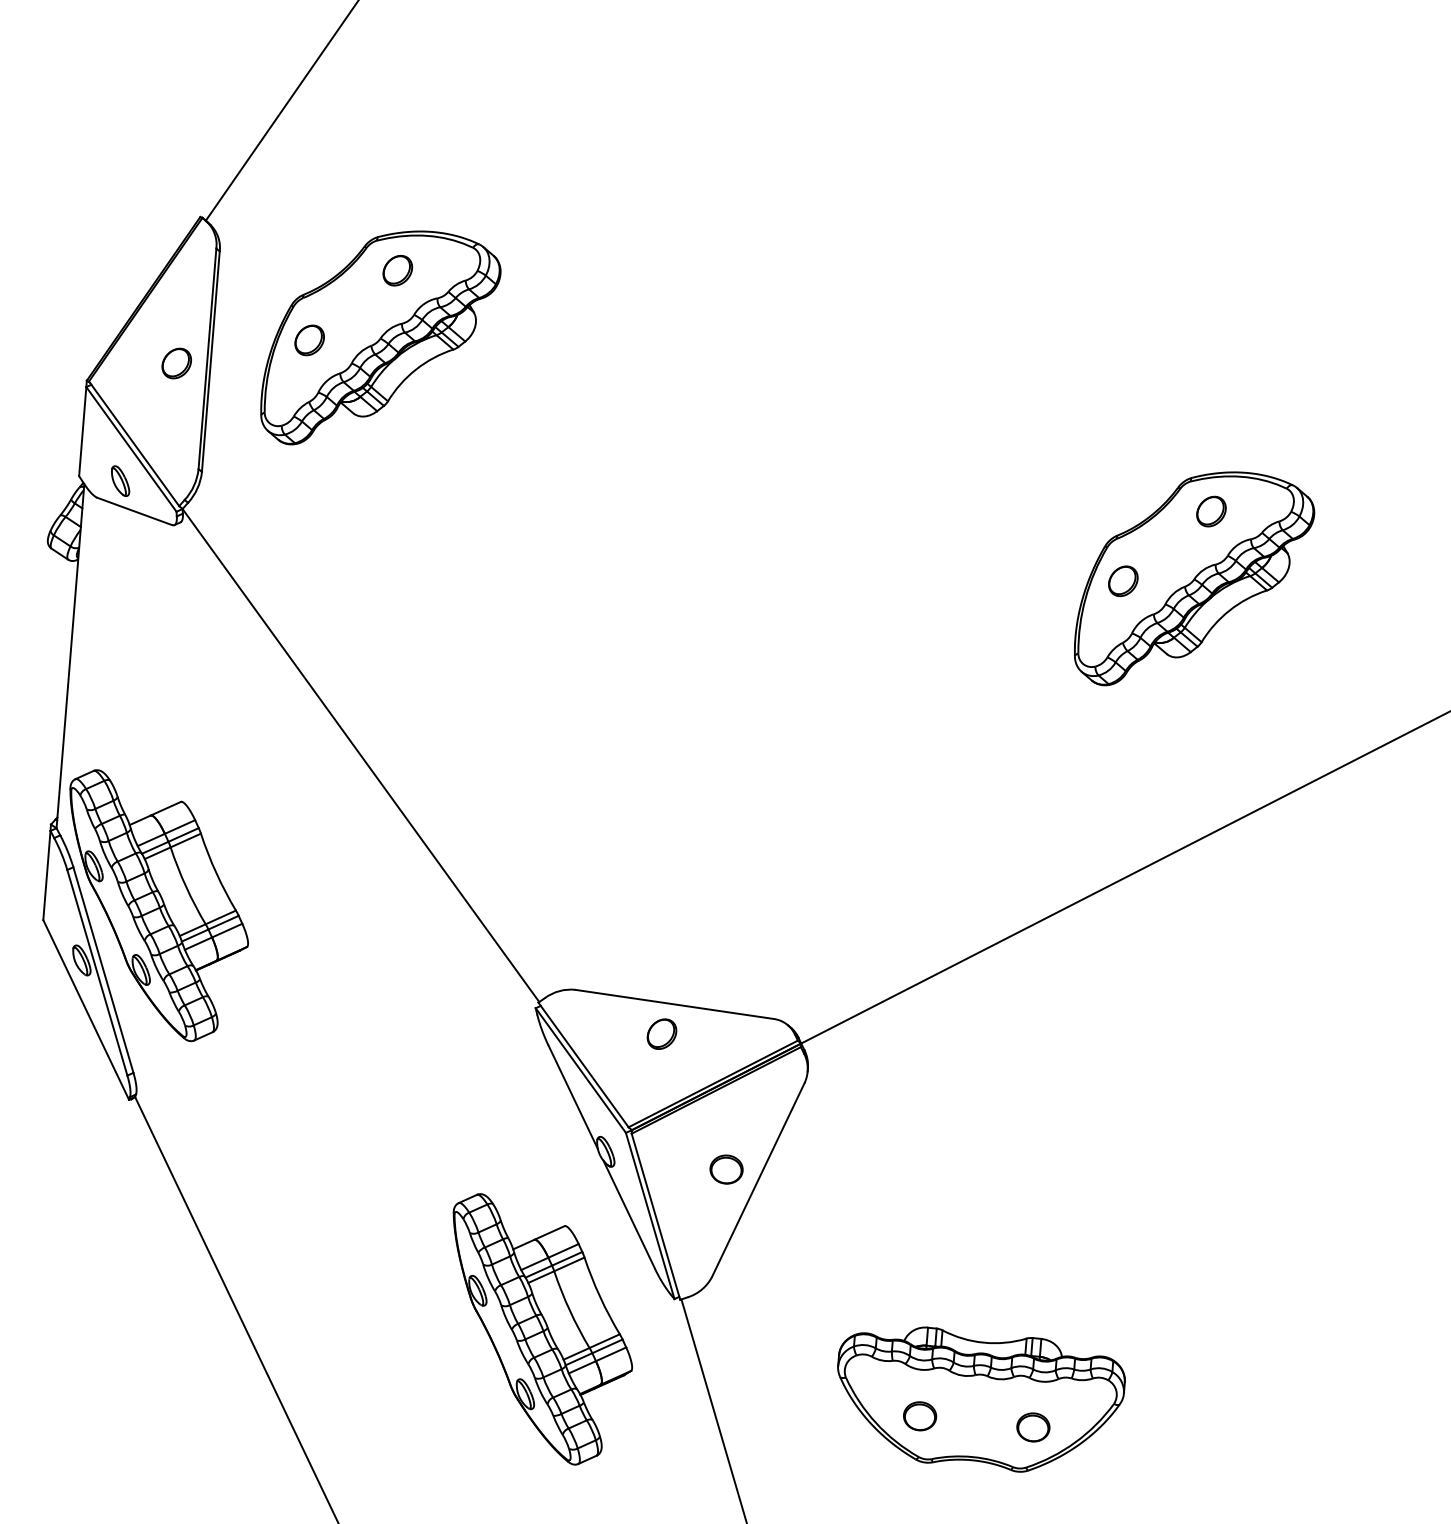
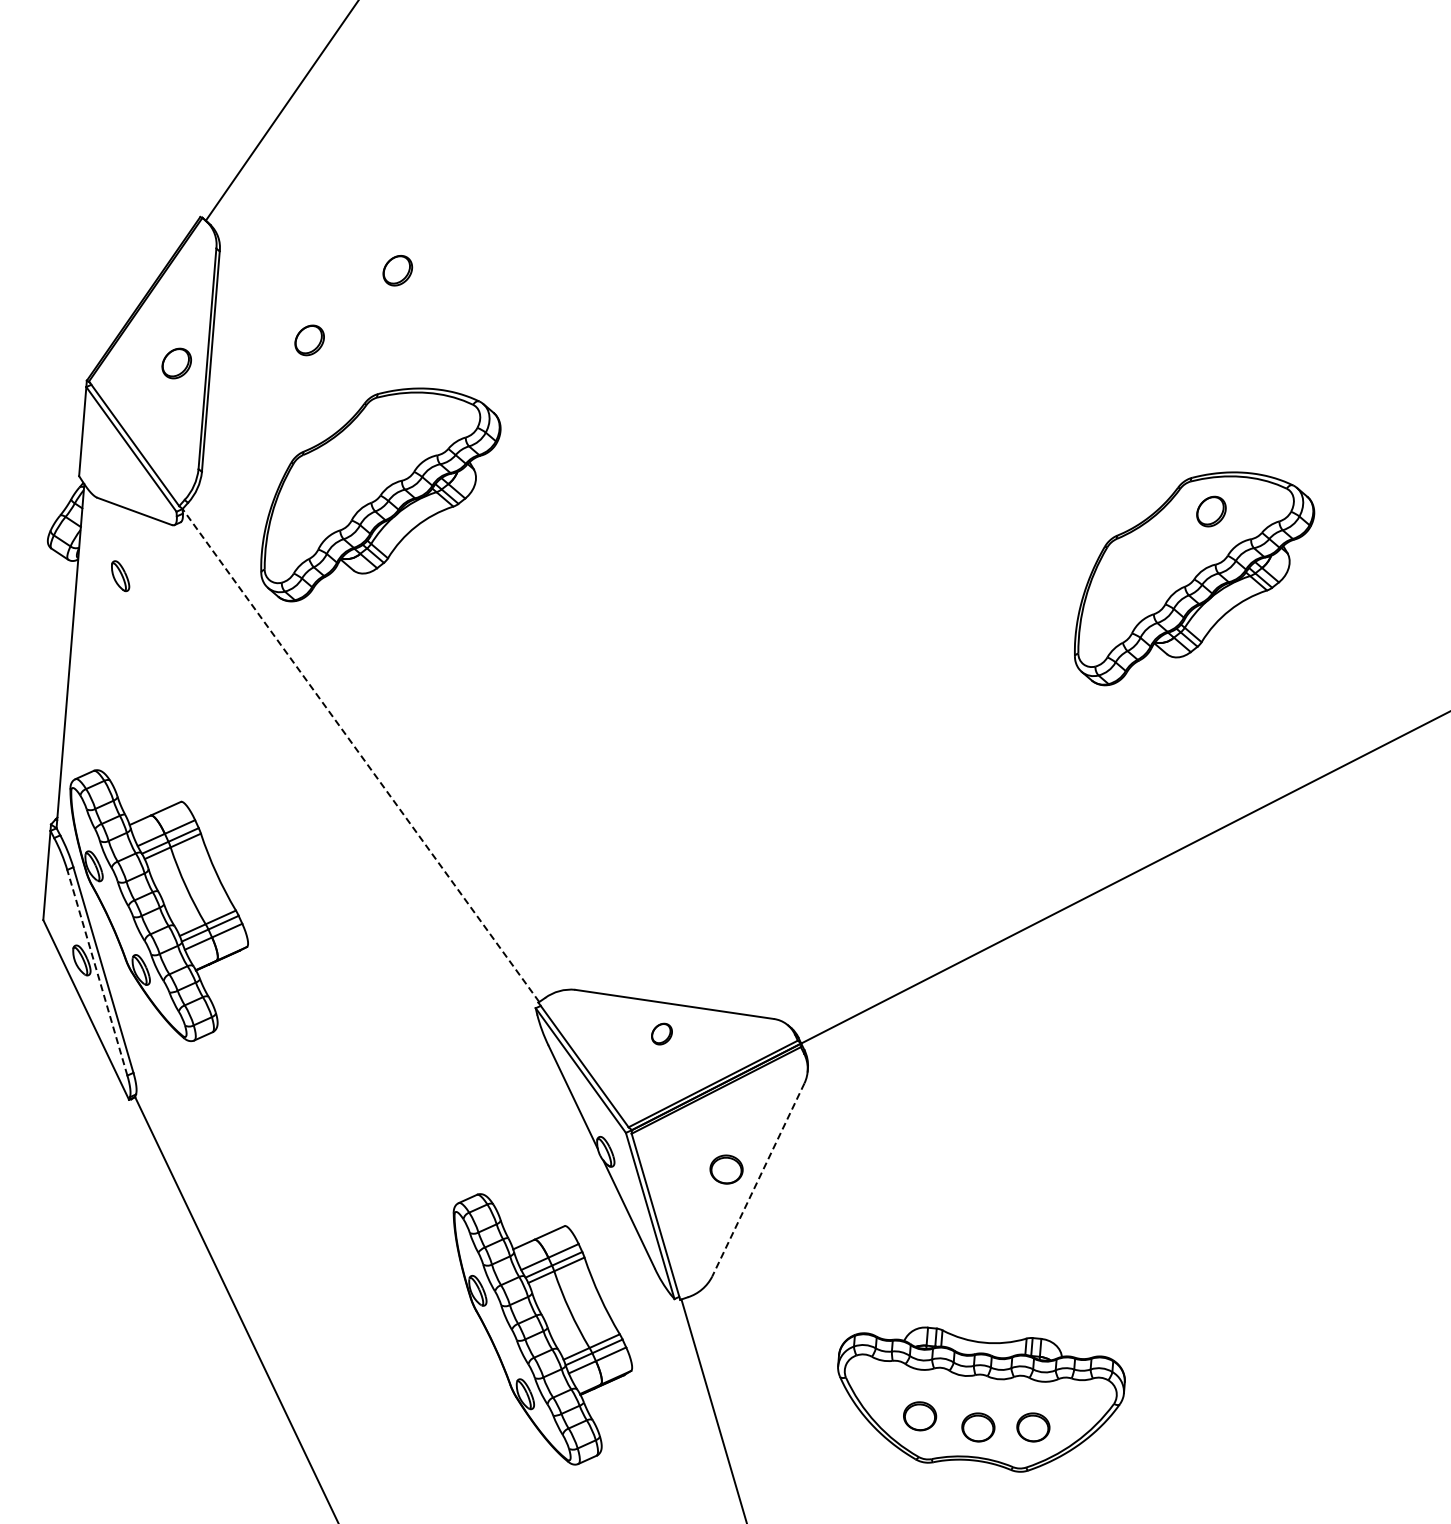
part position: (380, 337) -> (380, 494) (380, 494)
part position: (120, 481) -> (120, 576) (120, 576)
part: present -> none (1123, 581)
line: solid -> dashed (360, 755)
line: solid -> dashed (97, 972)
part size: 32x32 px -> 22x24 px (661, 1033)
line: solid -> dashed (758, 1180)
part: none -> present (978, 1427)
